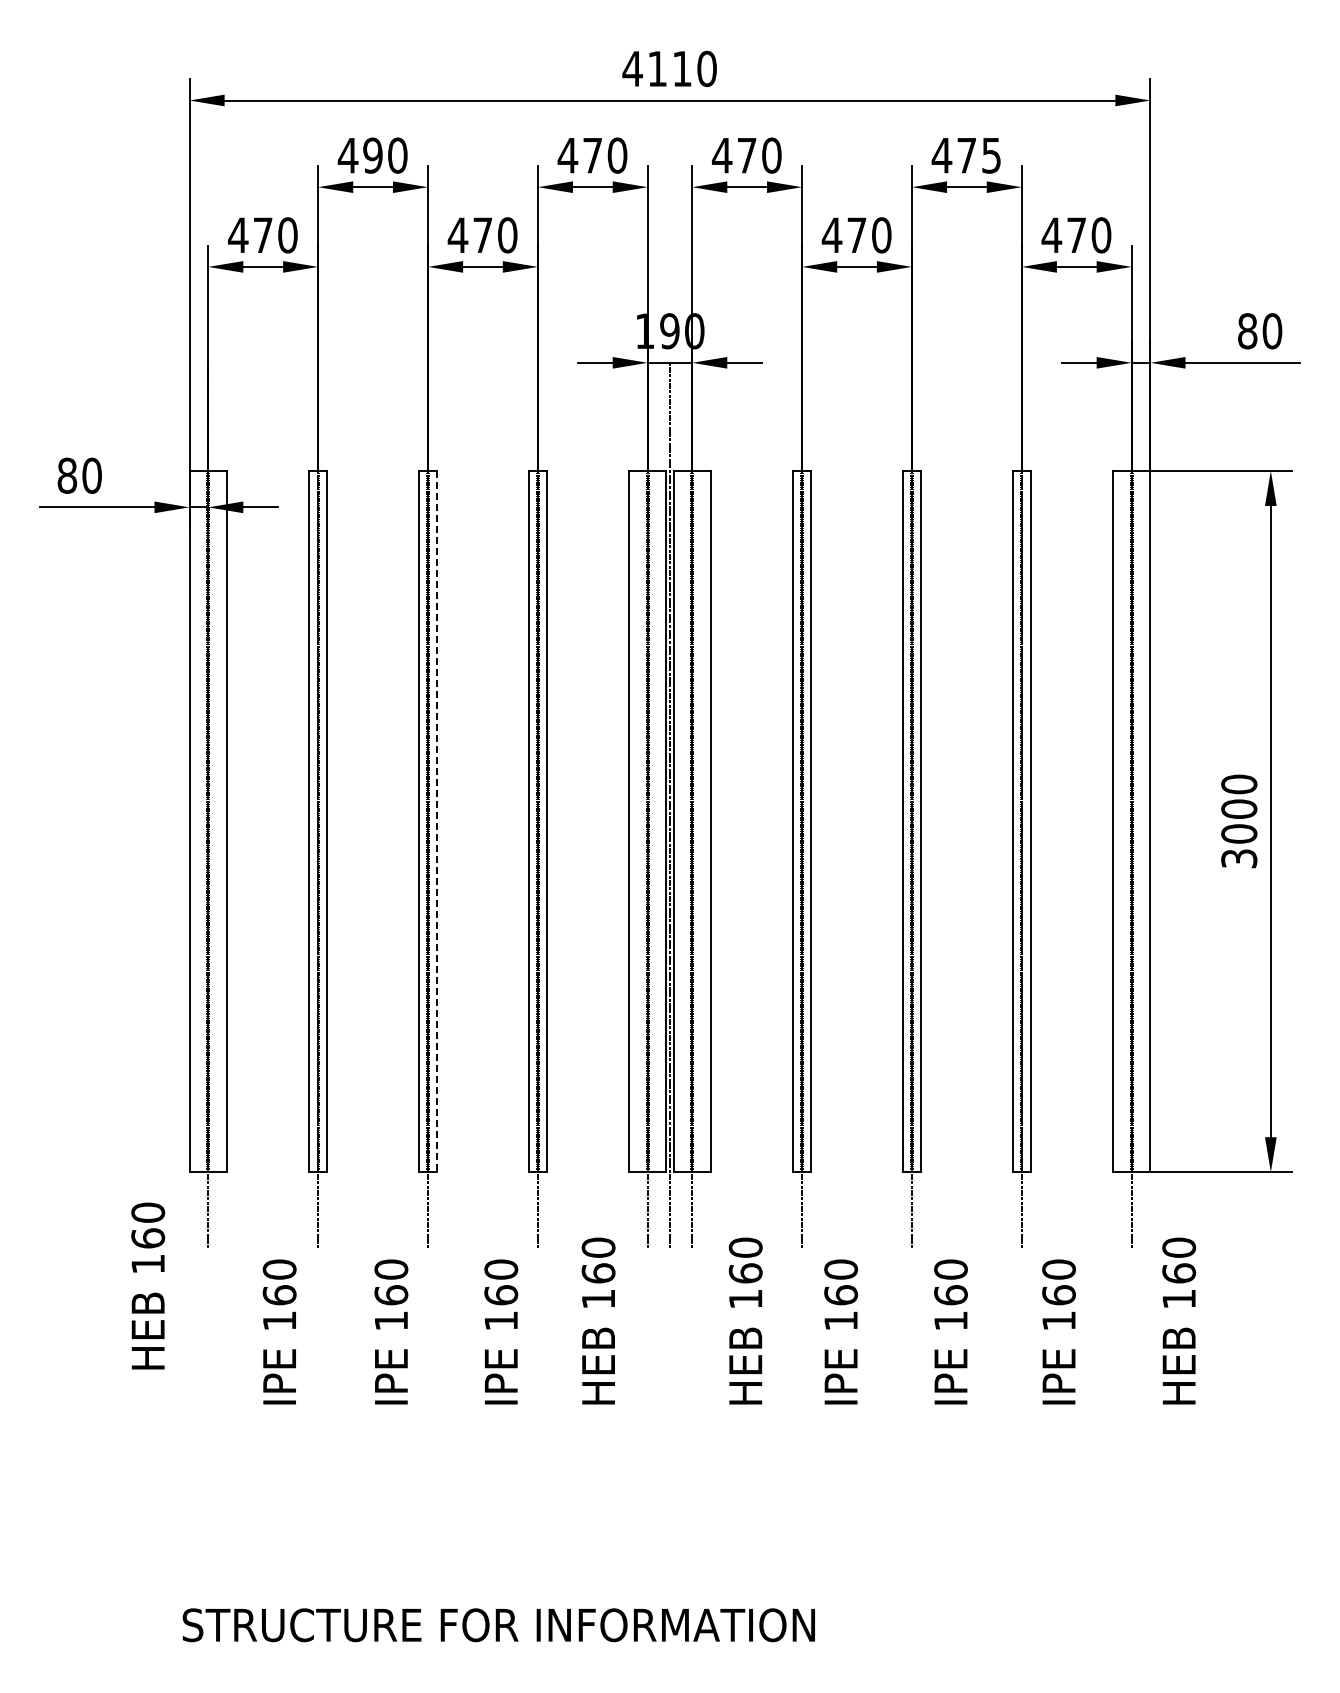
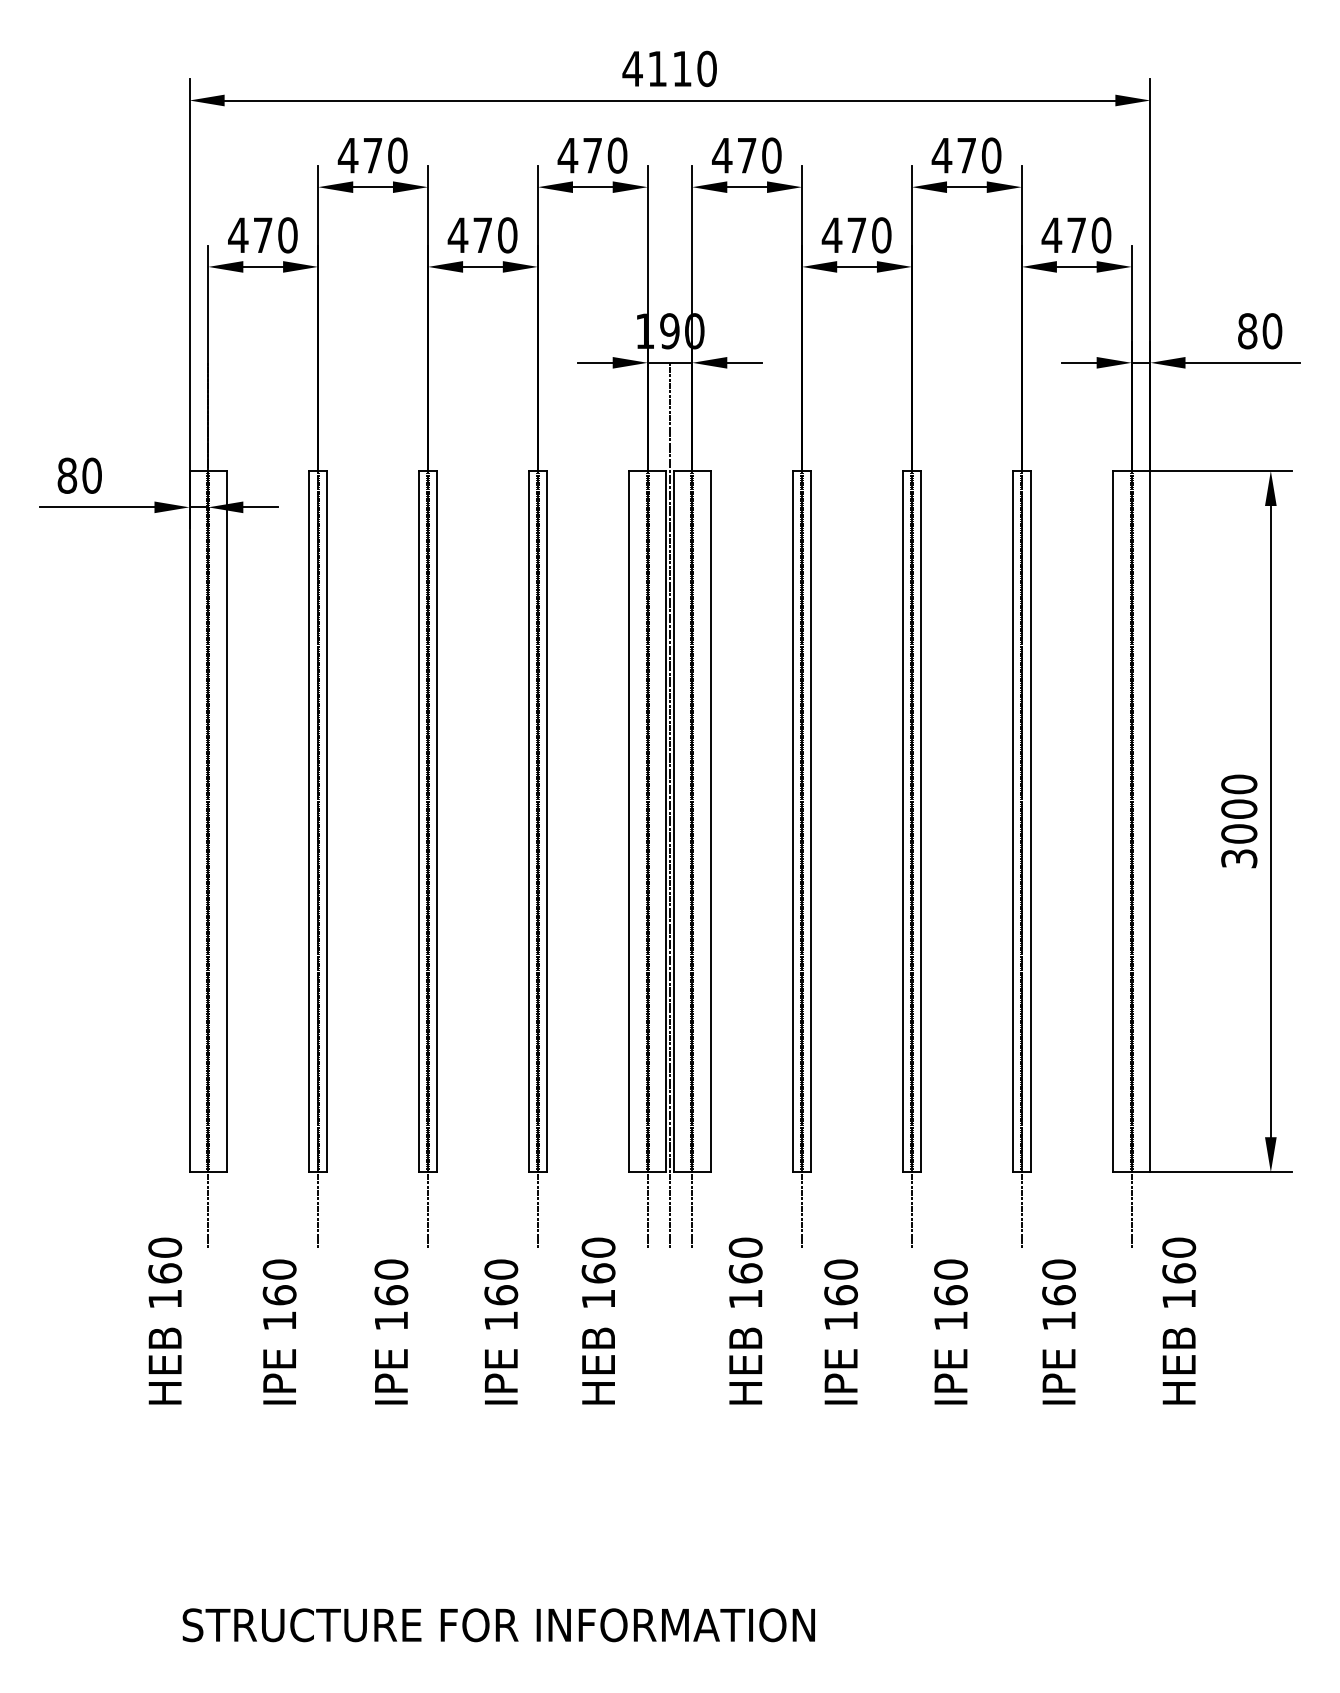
text: 490 -> 470 (372, 155)
text: 475 -> 470 (991, 155)
line: dashed -> solid (437, 821)
text position: (148, 1285) -> (165, 1320) (165, 1320)
